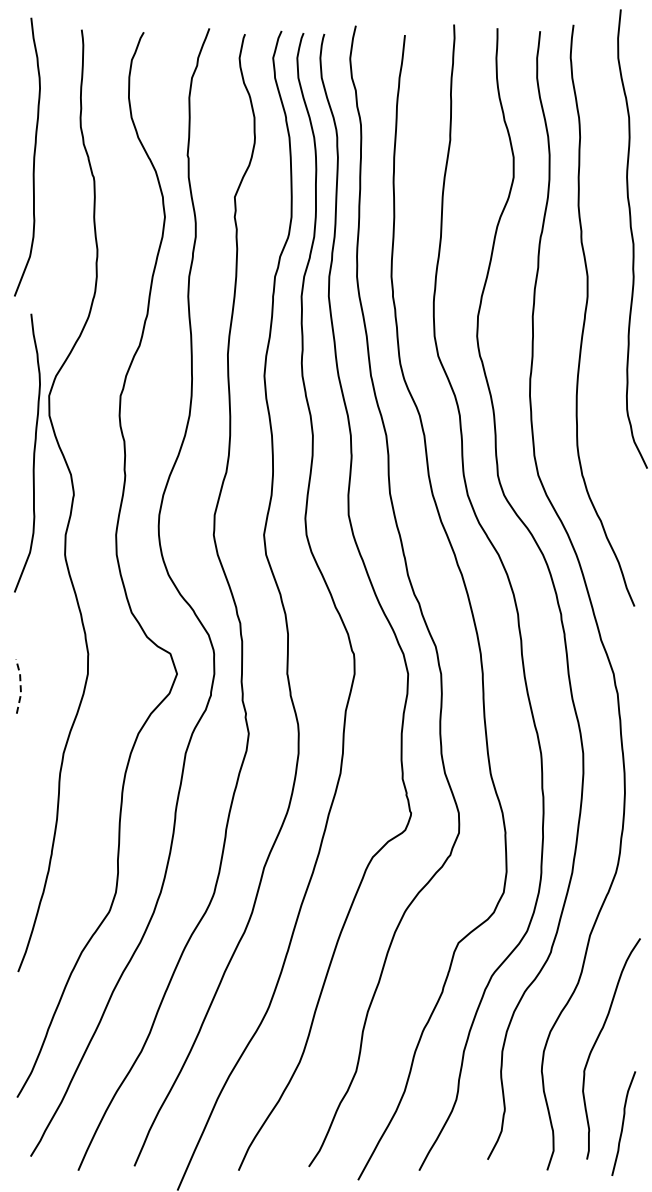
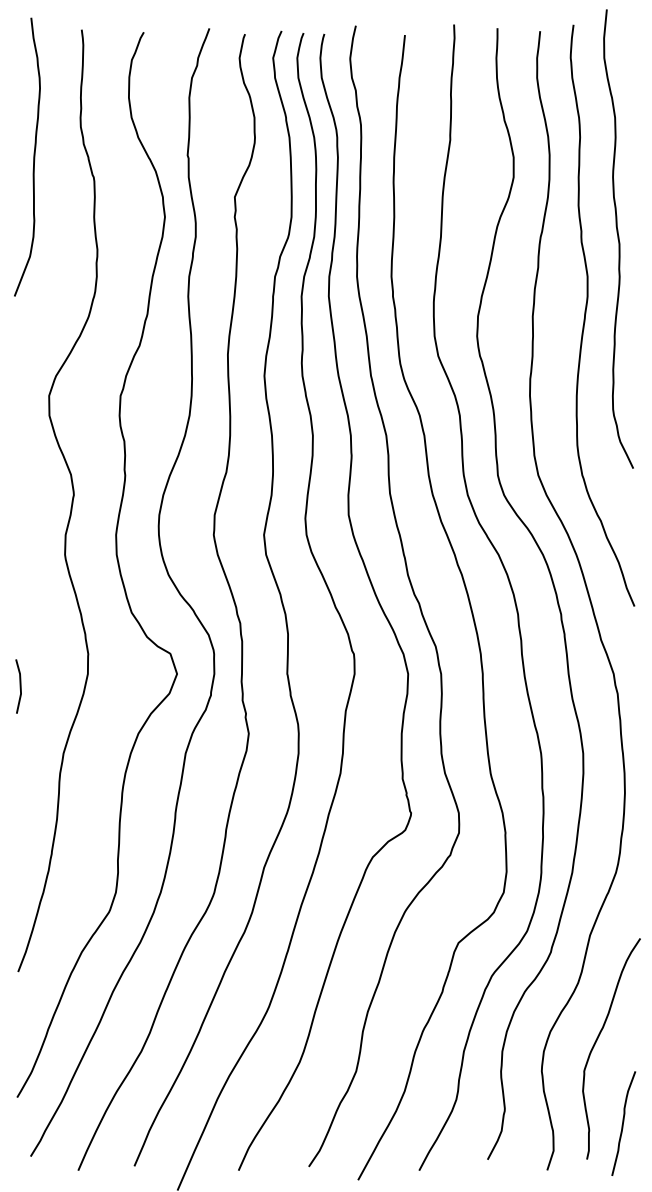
curve position: (632, 238) -> (618, 238) (618, 238)
curve: present -> none (33, 452)
line: dashed -> solid (20, 685)
